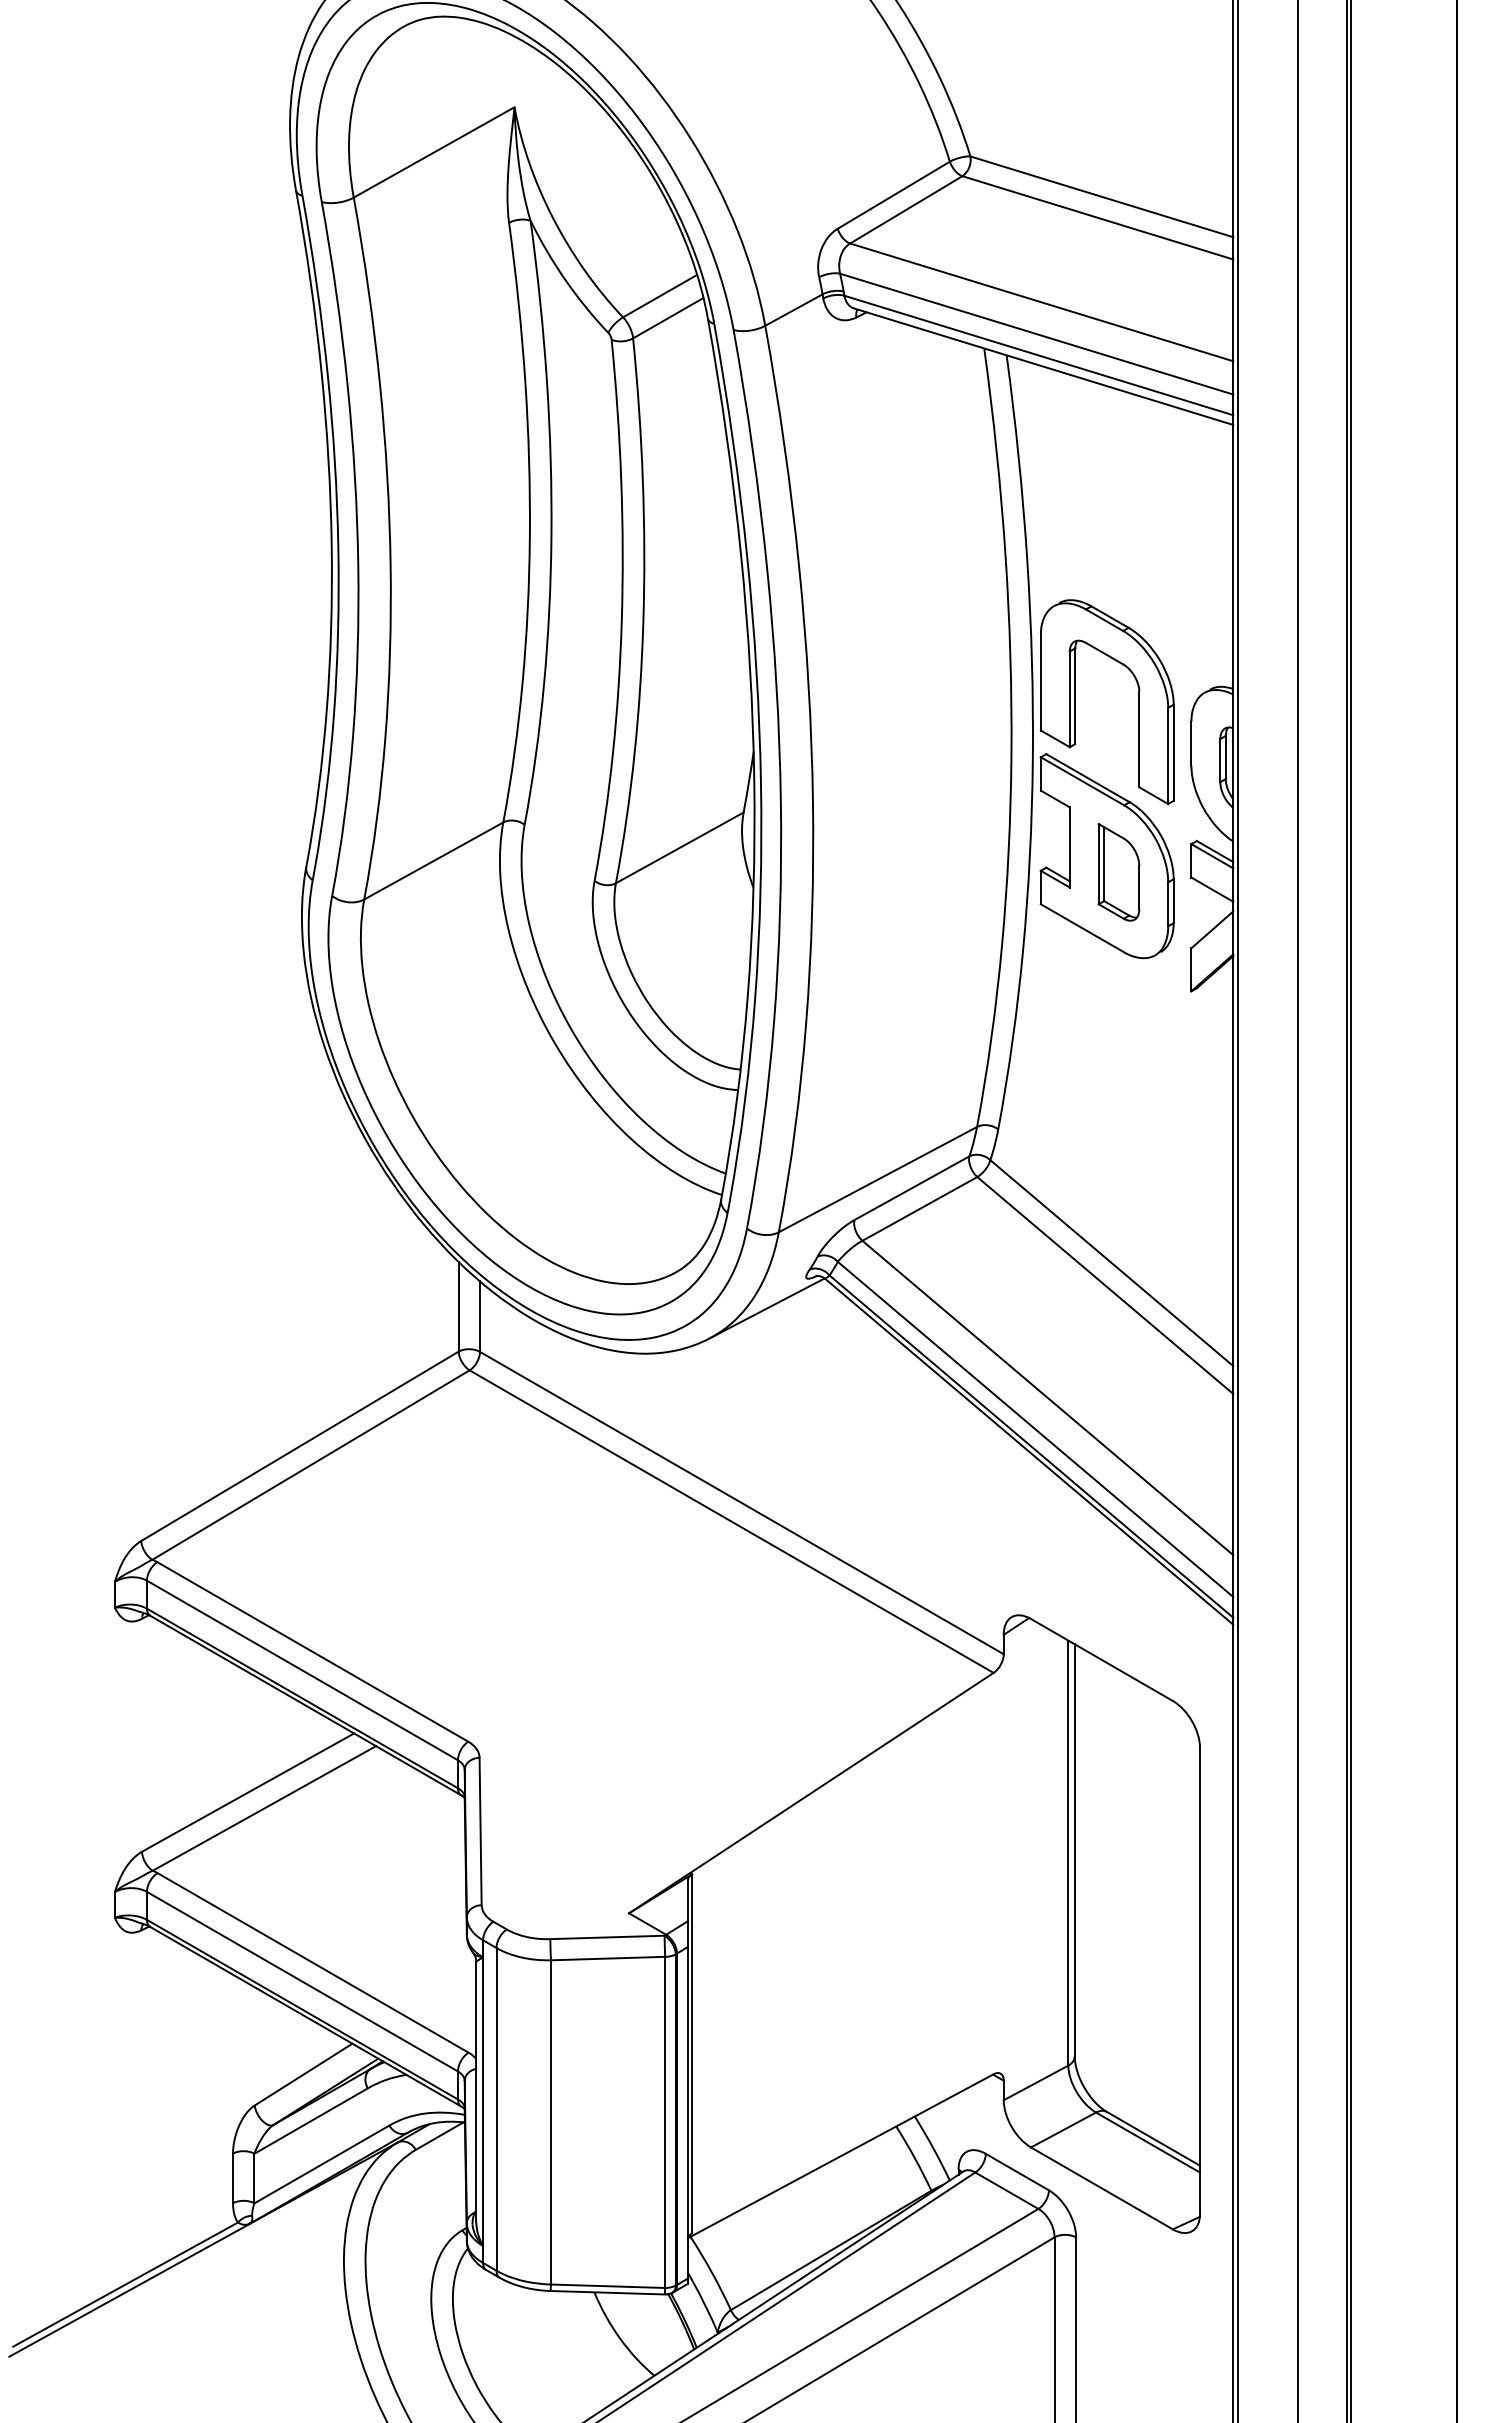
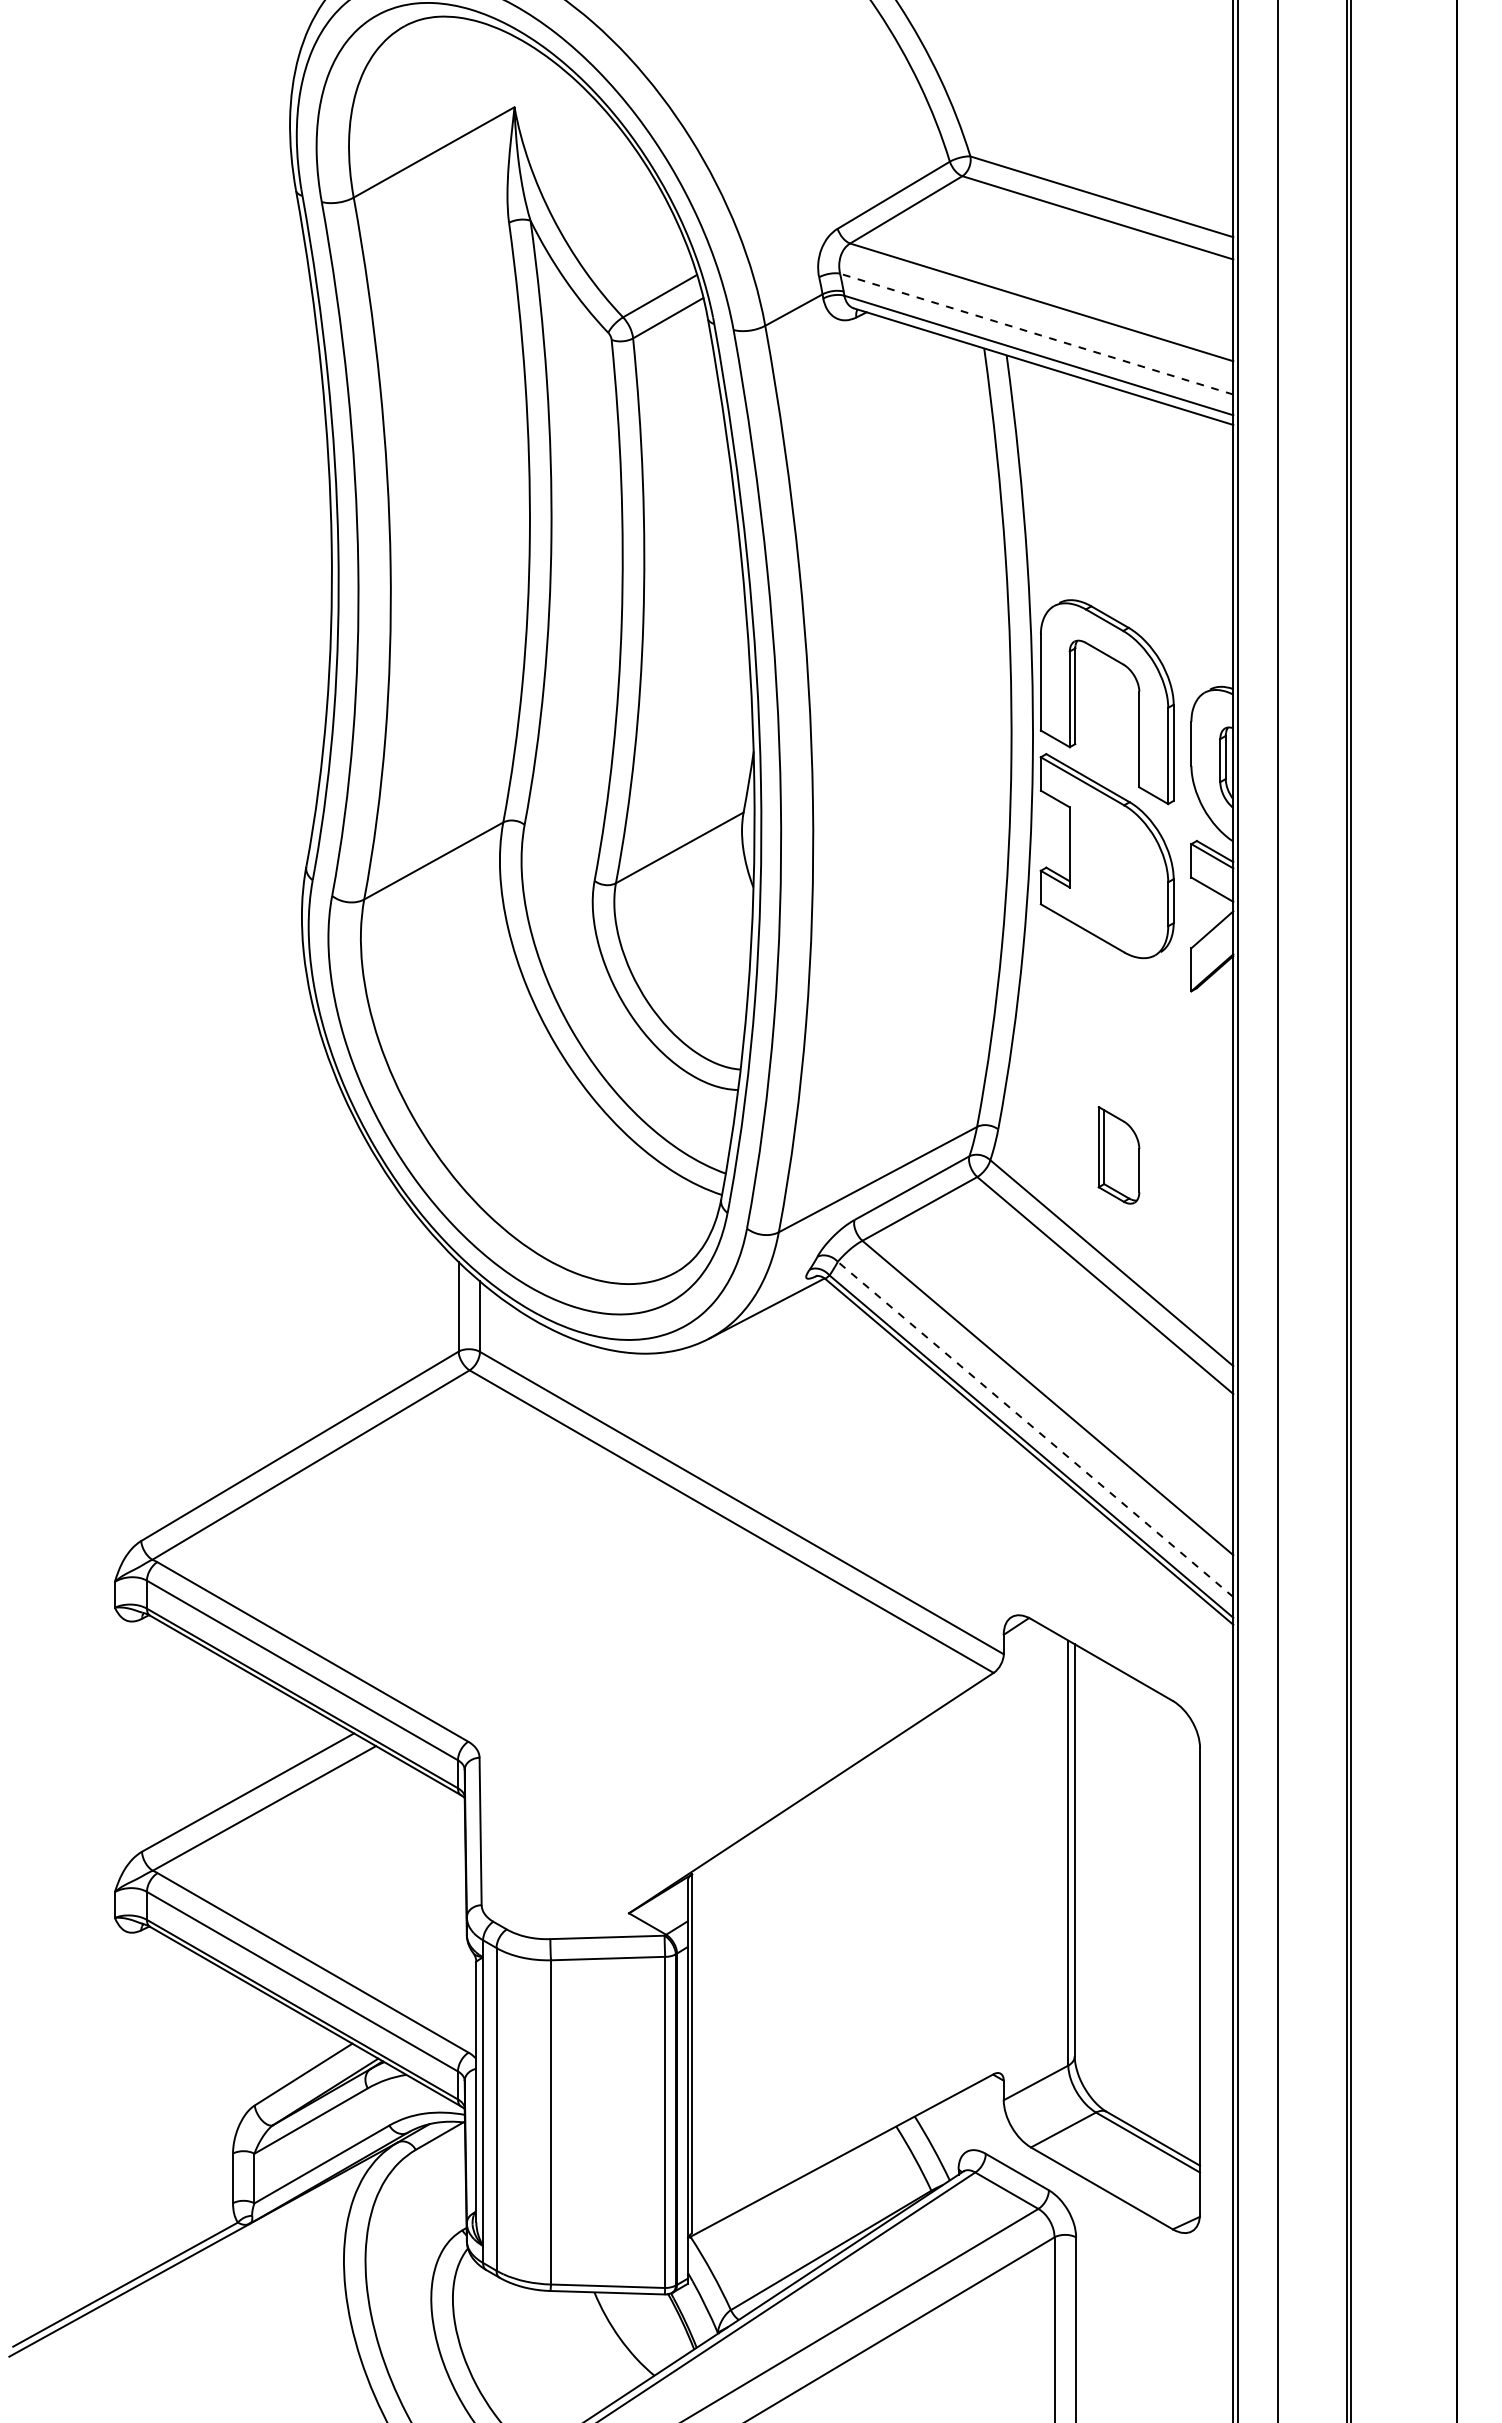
line: solid -> dashed (1036, 334)
part position: (1118, 872) -> (1118, 1155) (1118, 1155)
line position: (1298, 1210) -> (1278, 1210) (1278, 1210)
line: solid -> dashed (1035, 1429)
